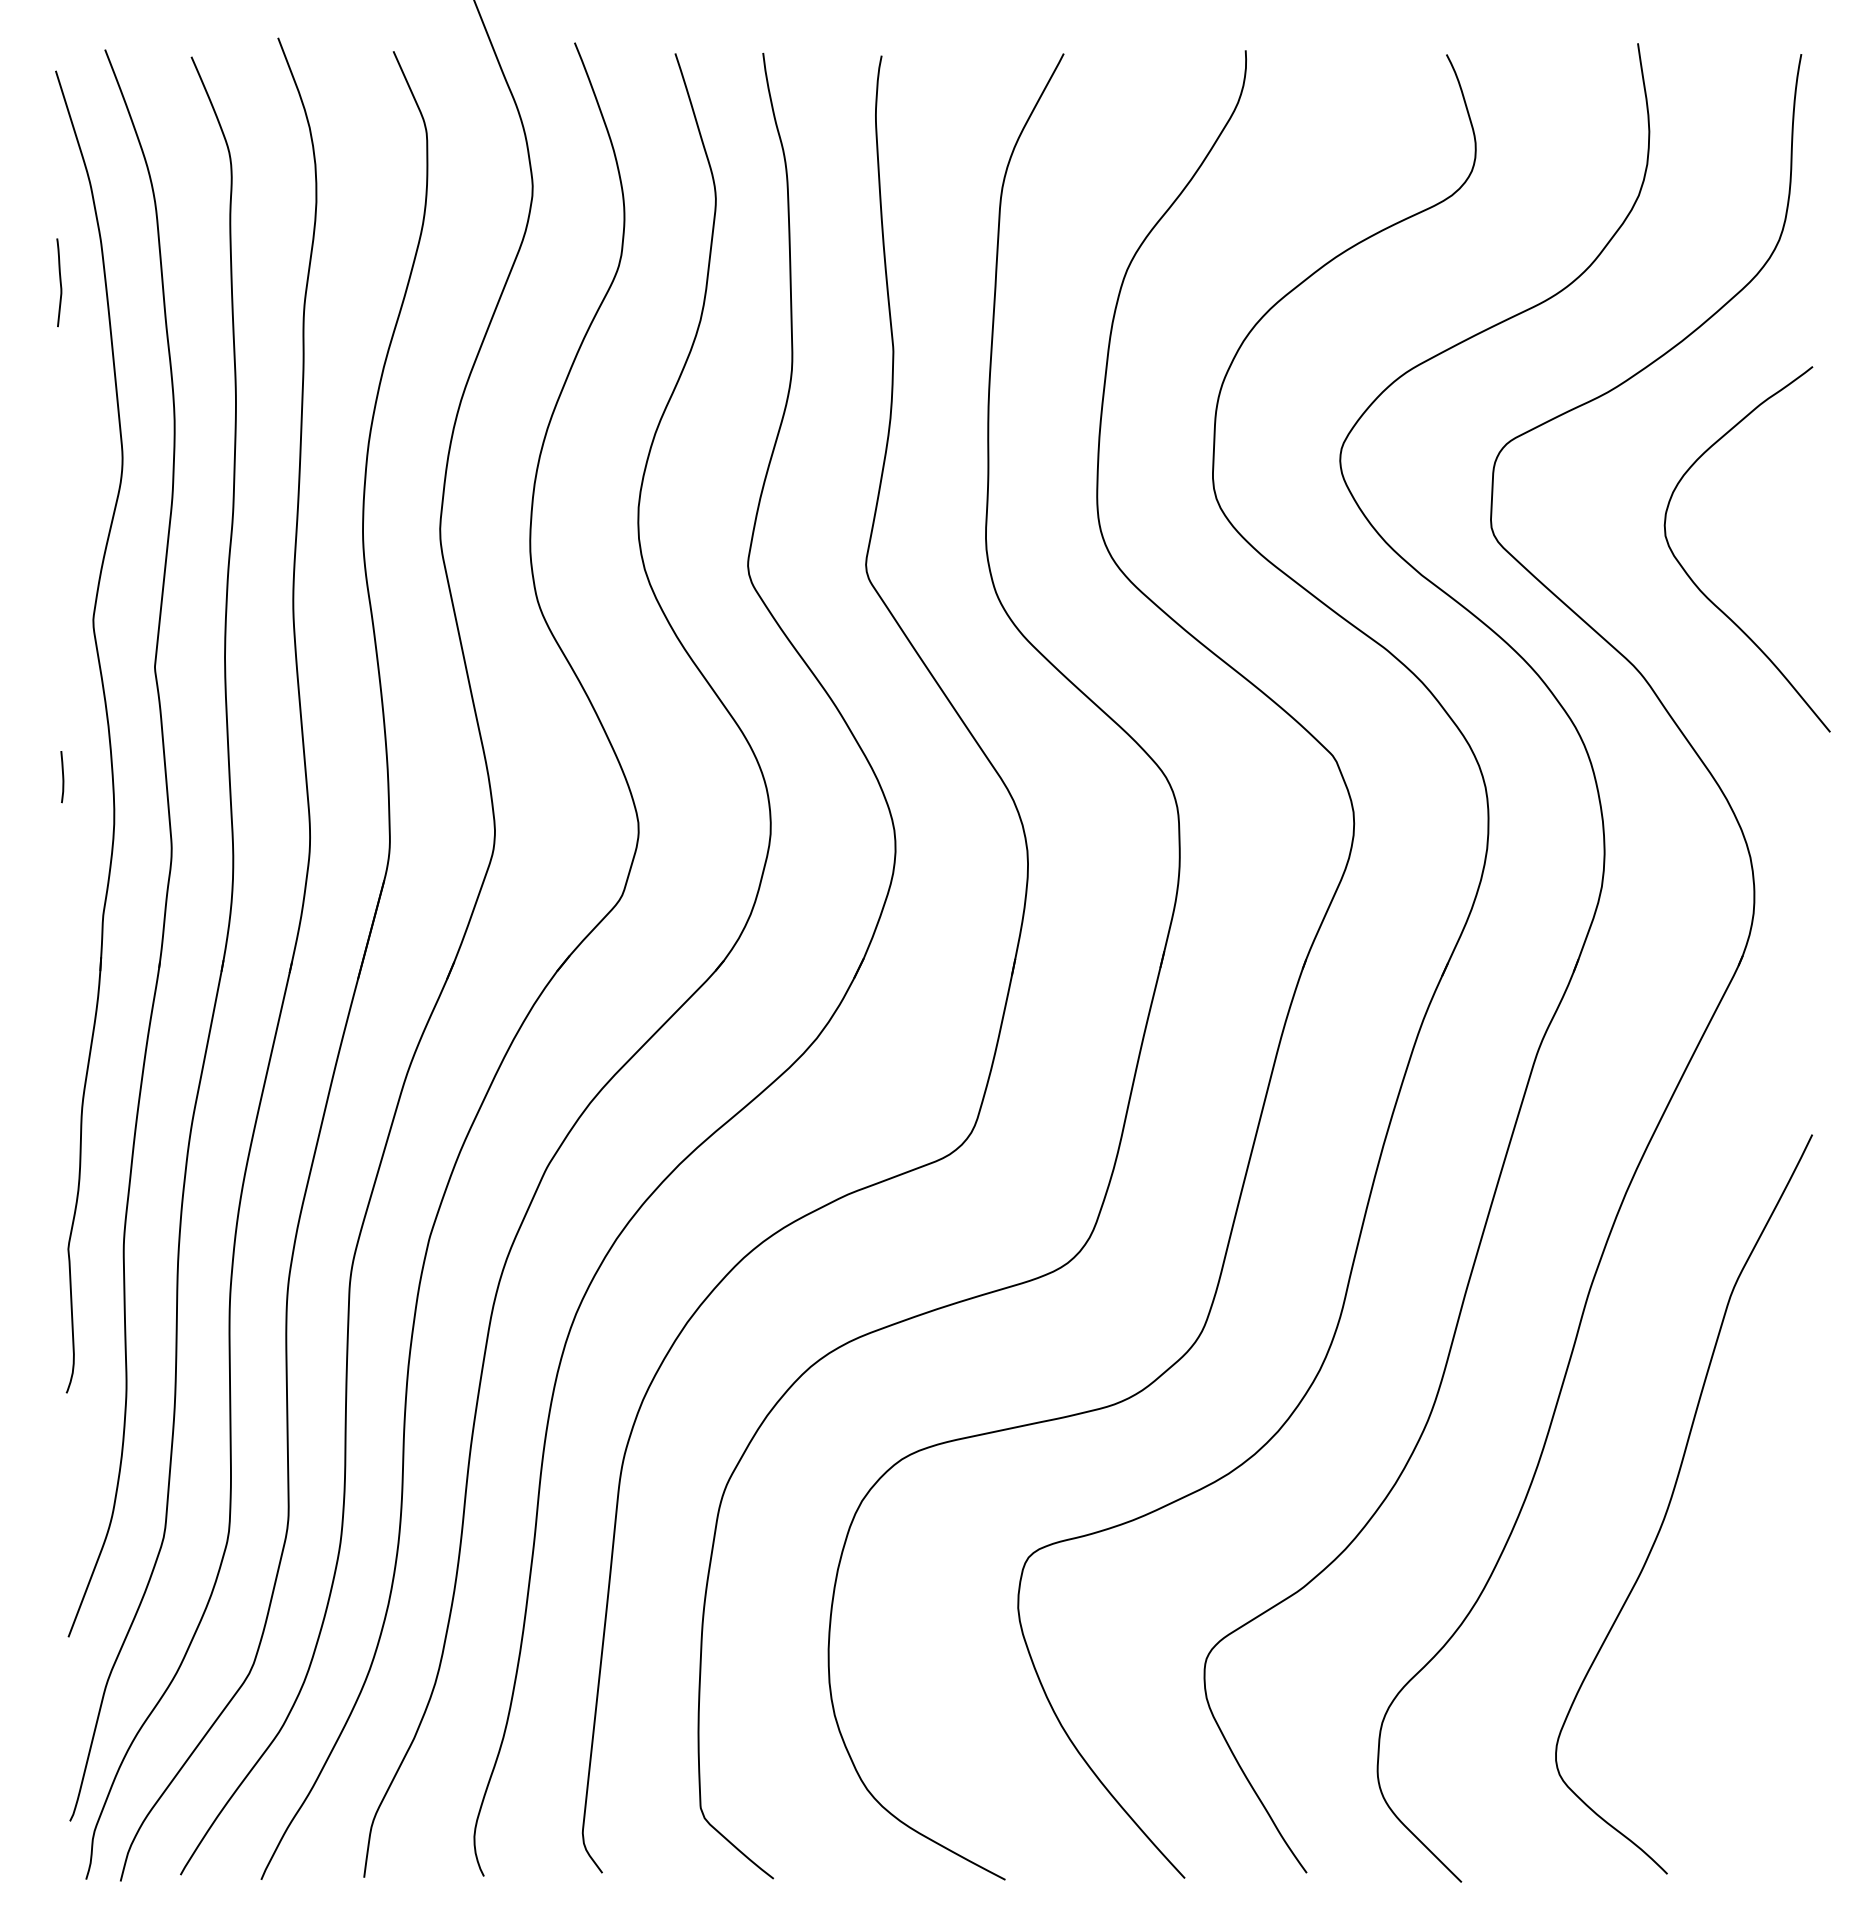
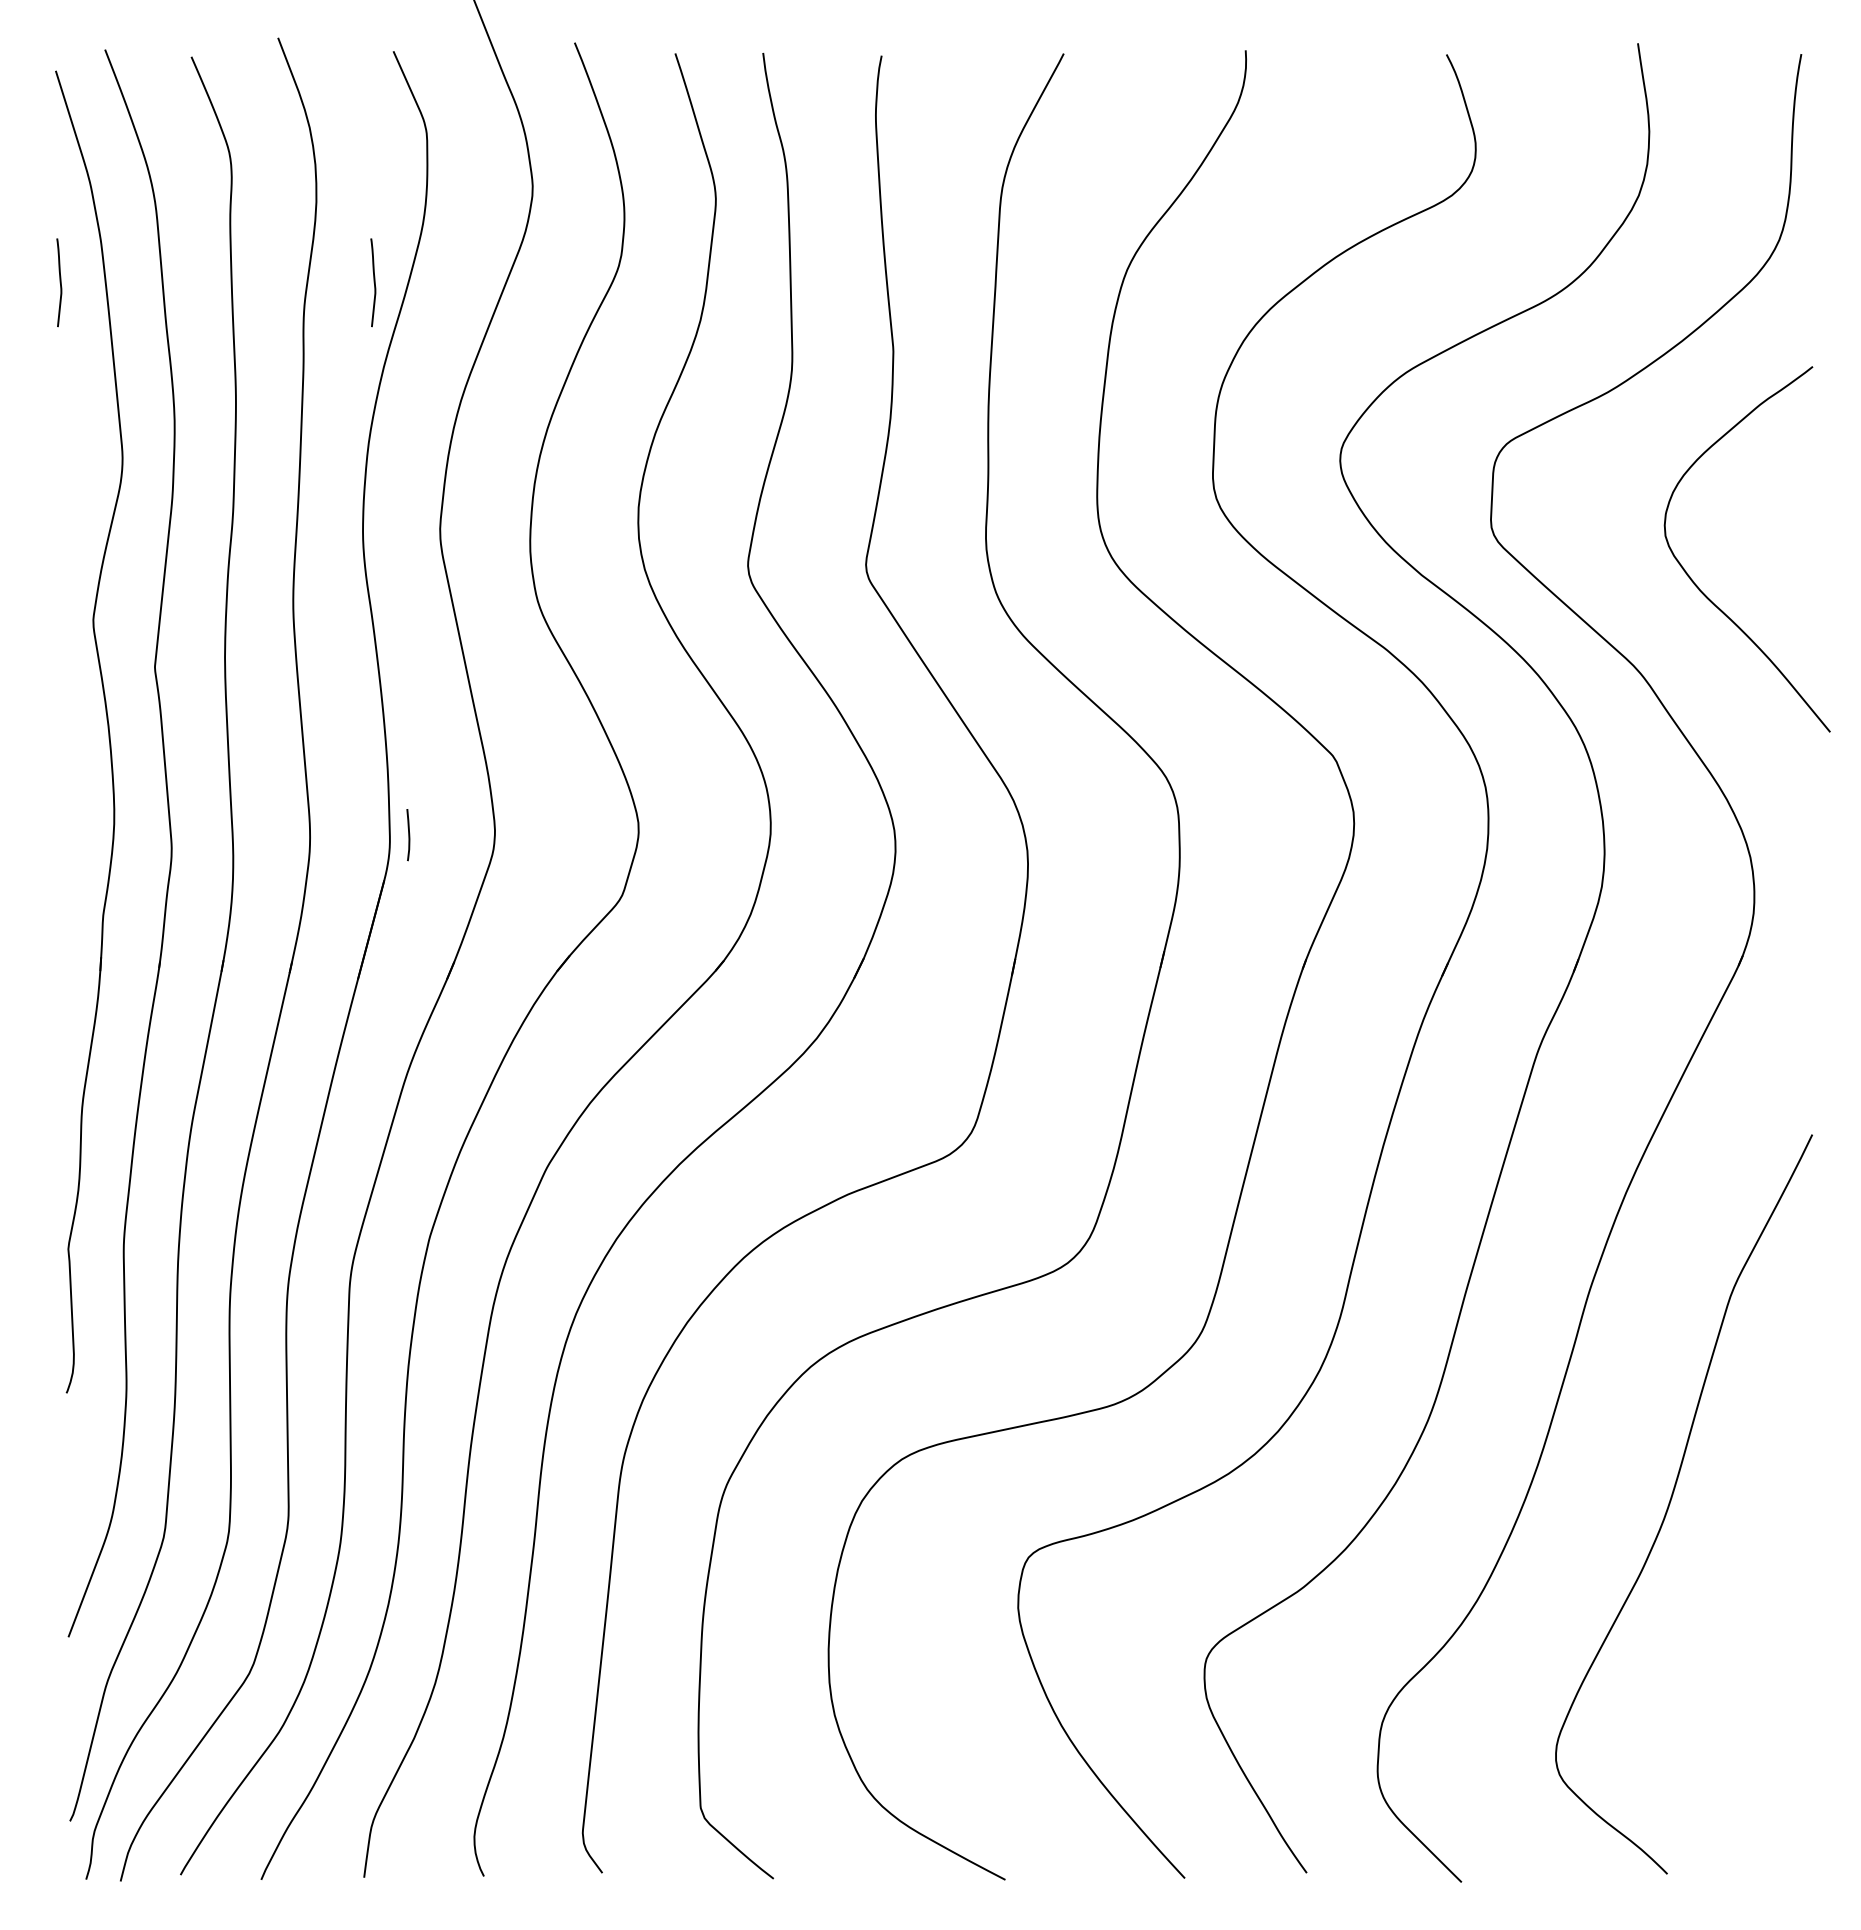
curve: none -> present (373, 282)
curve position: (62, 777) -> (408, 835) (408, 835)
